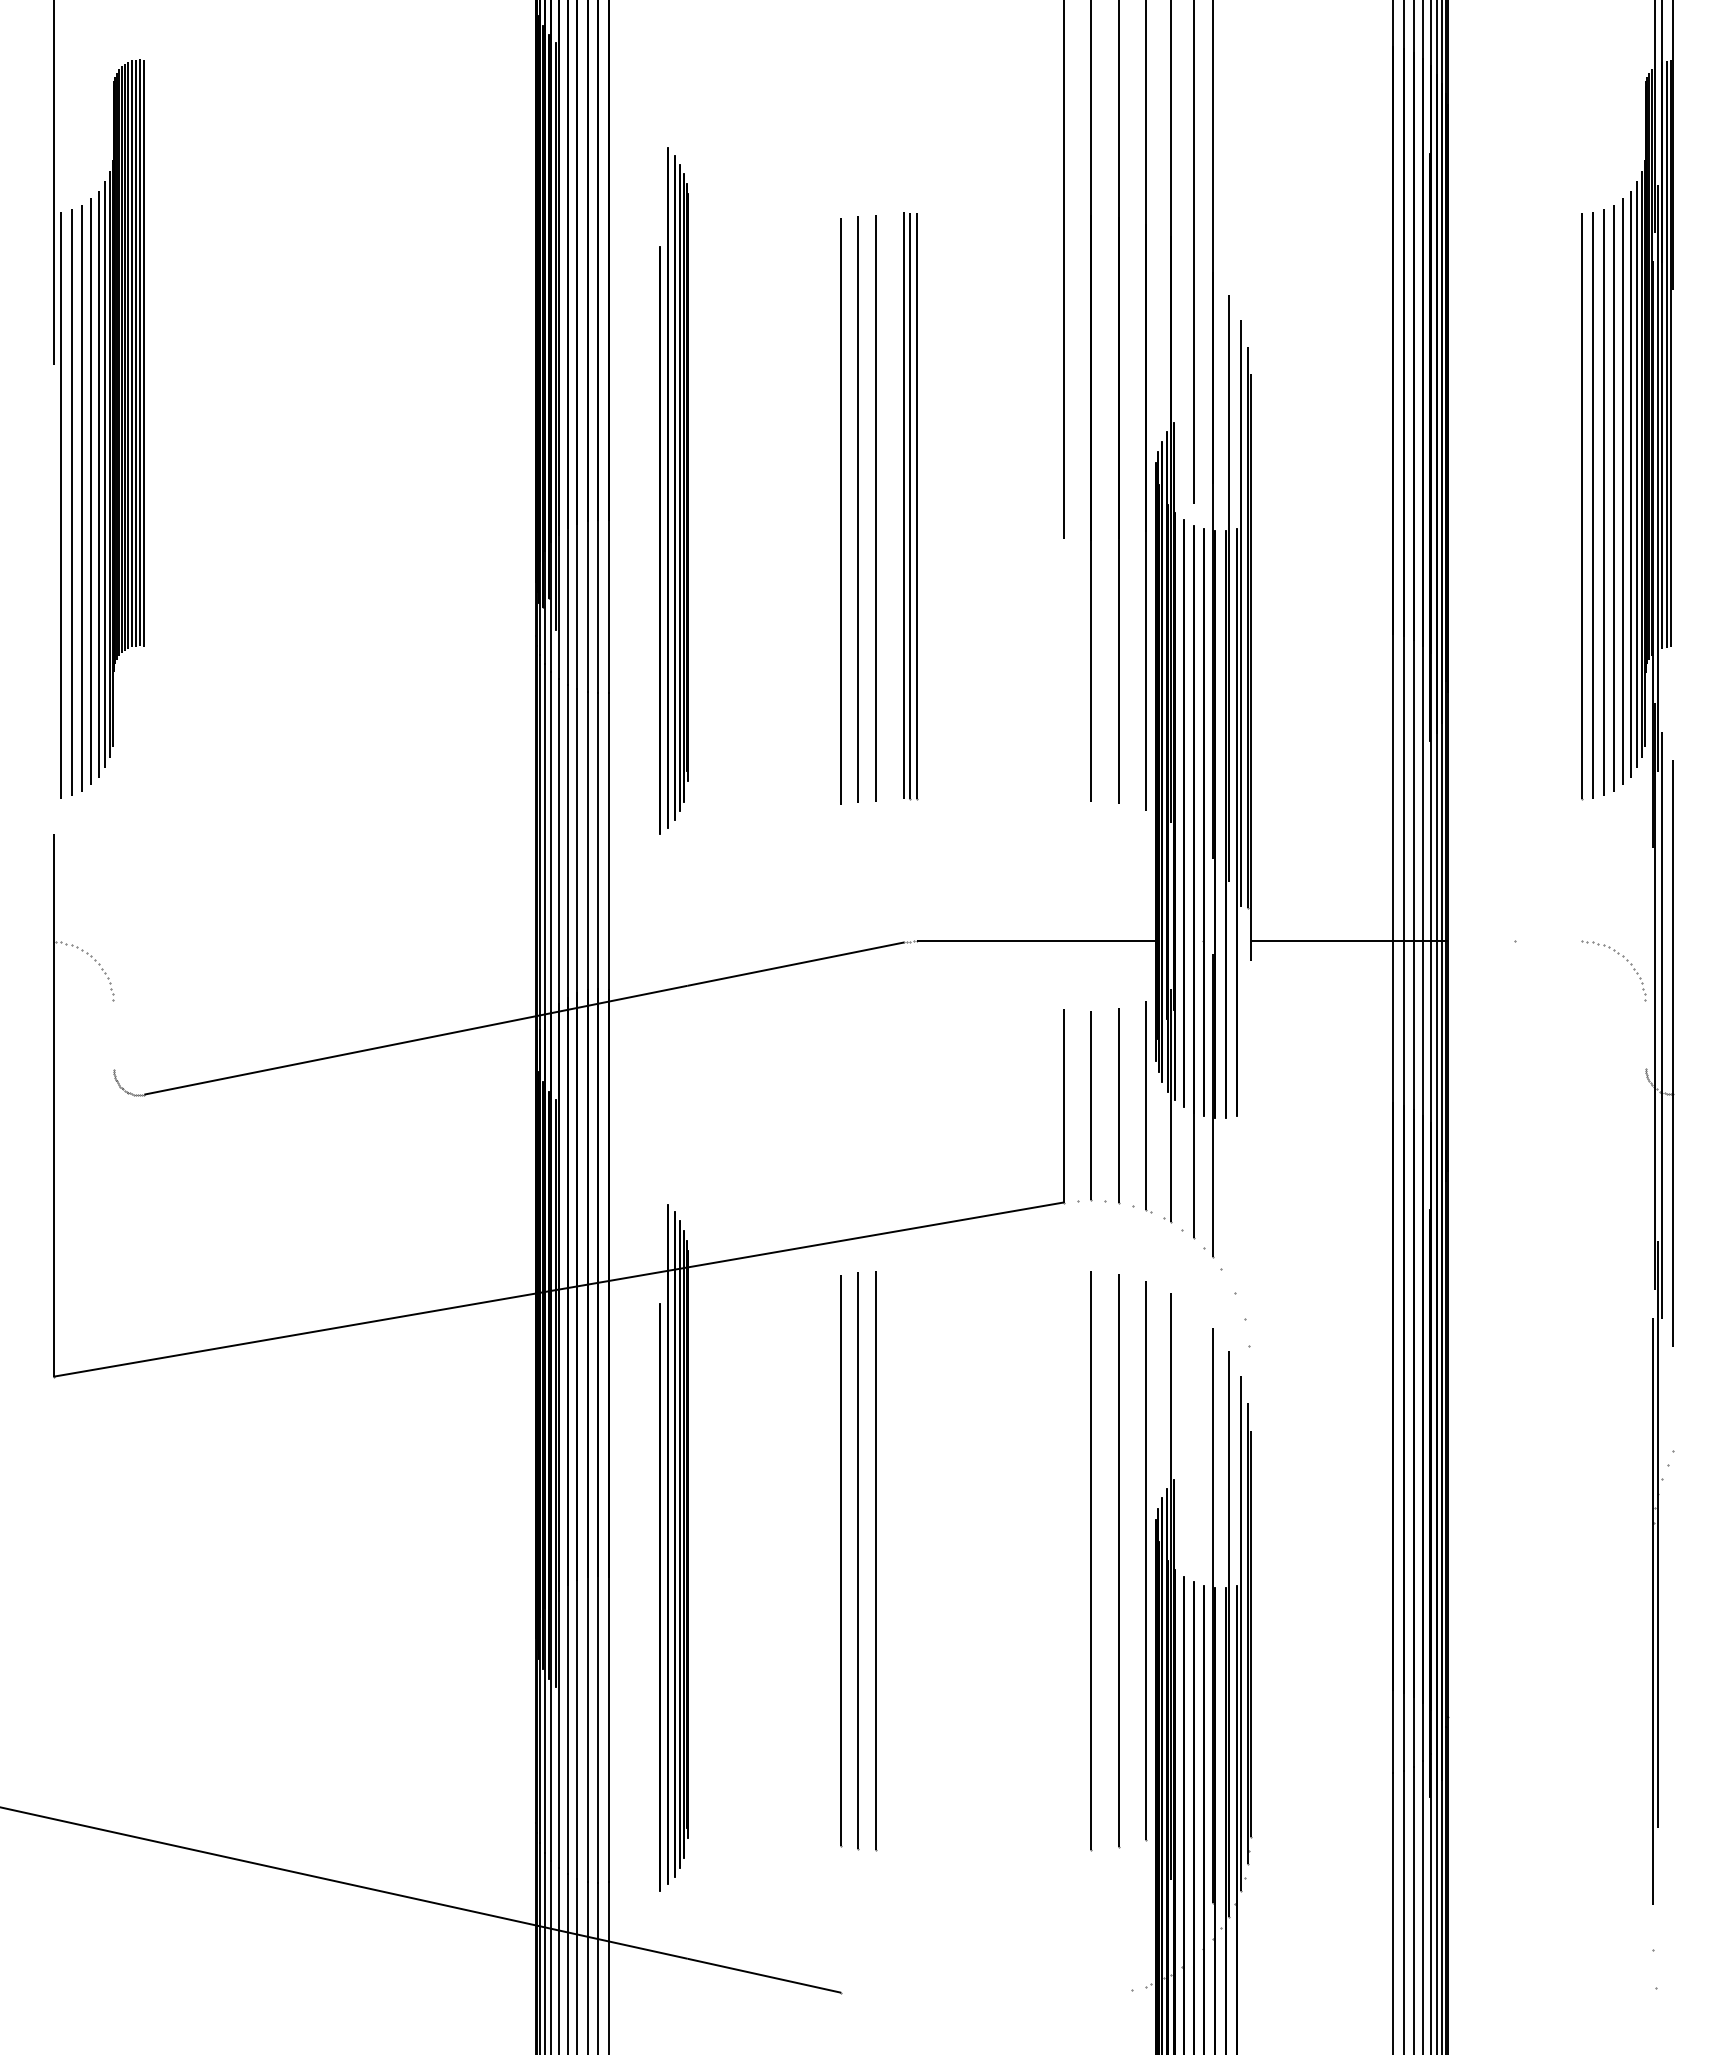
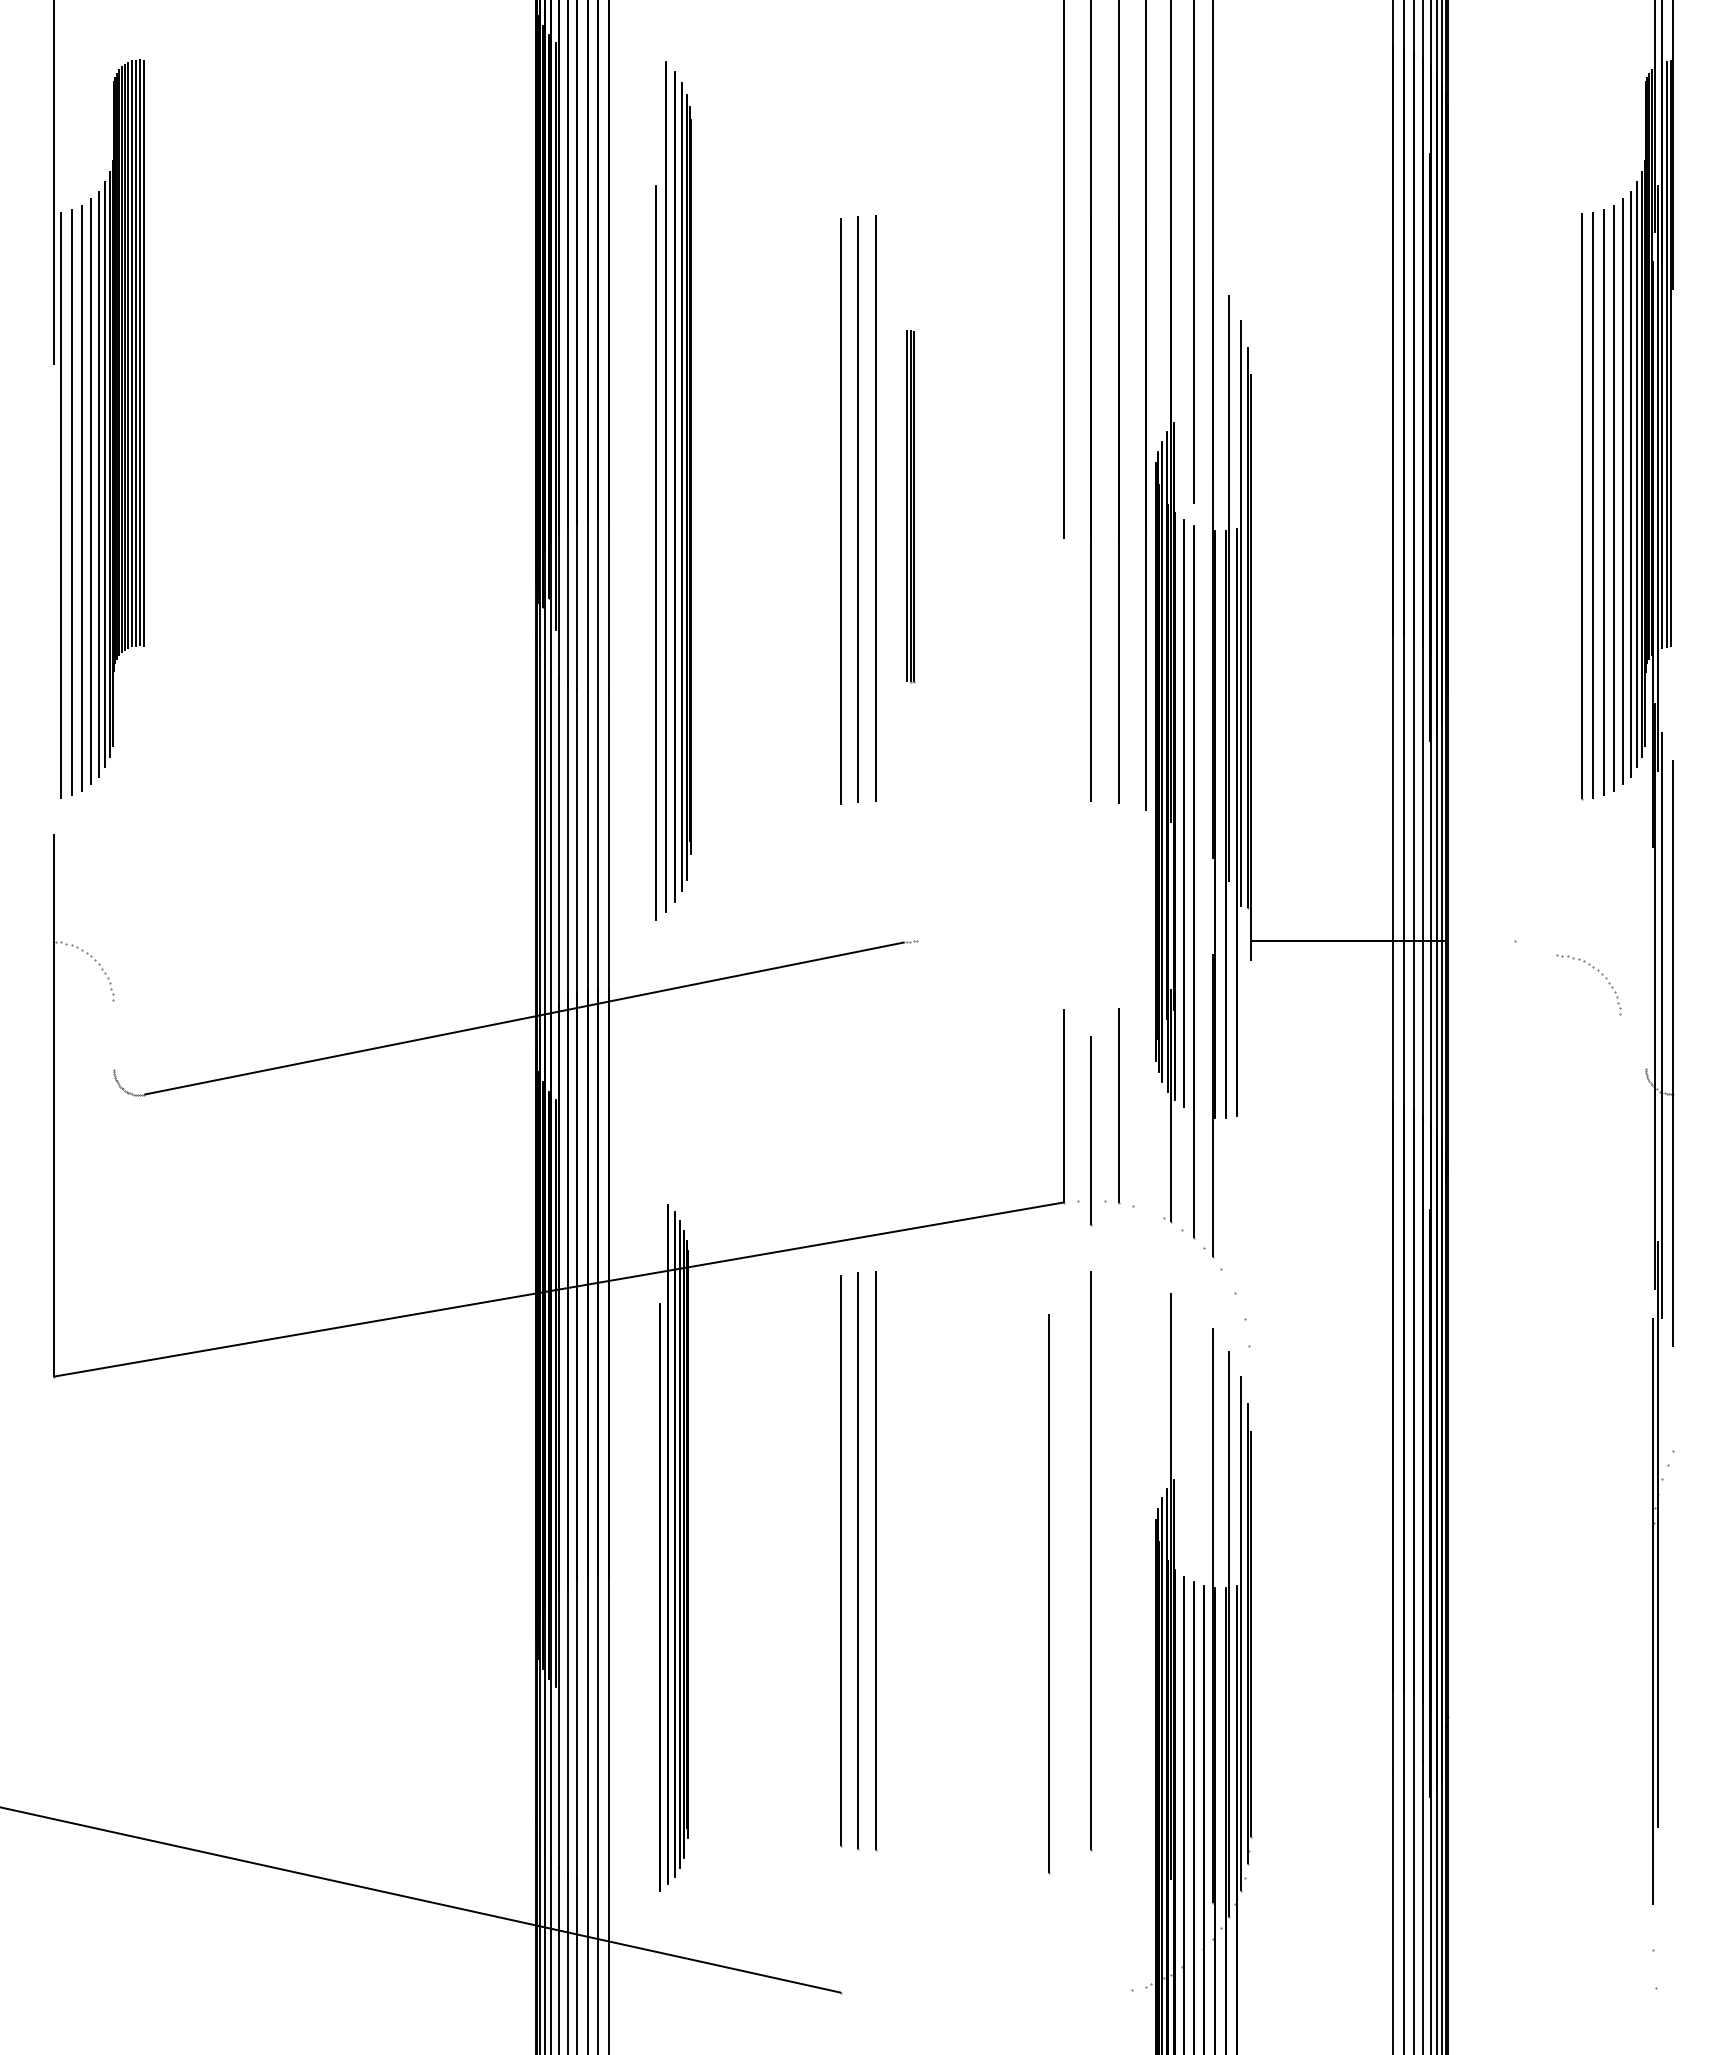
part size: 30x688 px -> 37x860 px (673, 490)
part size: 16x589 px -> 10x354 px (910, 506)
line: present -> none (1203, 822)
line: present -> none (1036, 941)
part position: (1623, 957) -> (1598, 971) (1598, 971)
line position: (1091, 1106) -> (1091, 1131) (1091, 1131)
part: present -> none (1148, 1107)
line: present -> none (1119, 1561)
line position: (1146, 1561) -> (1049, 1594) (1049, 1594)
